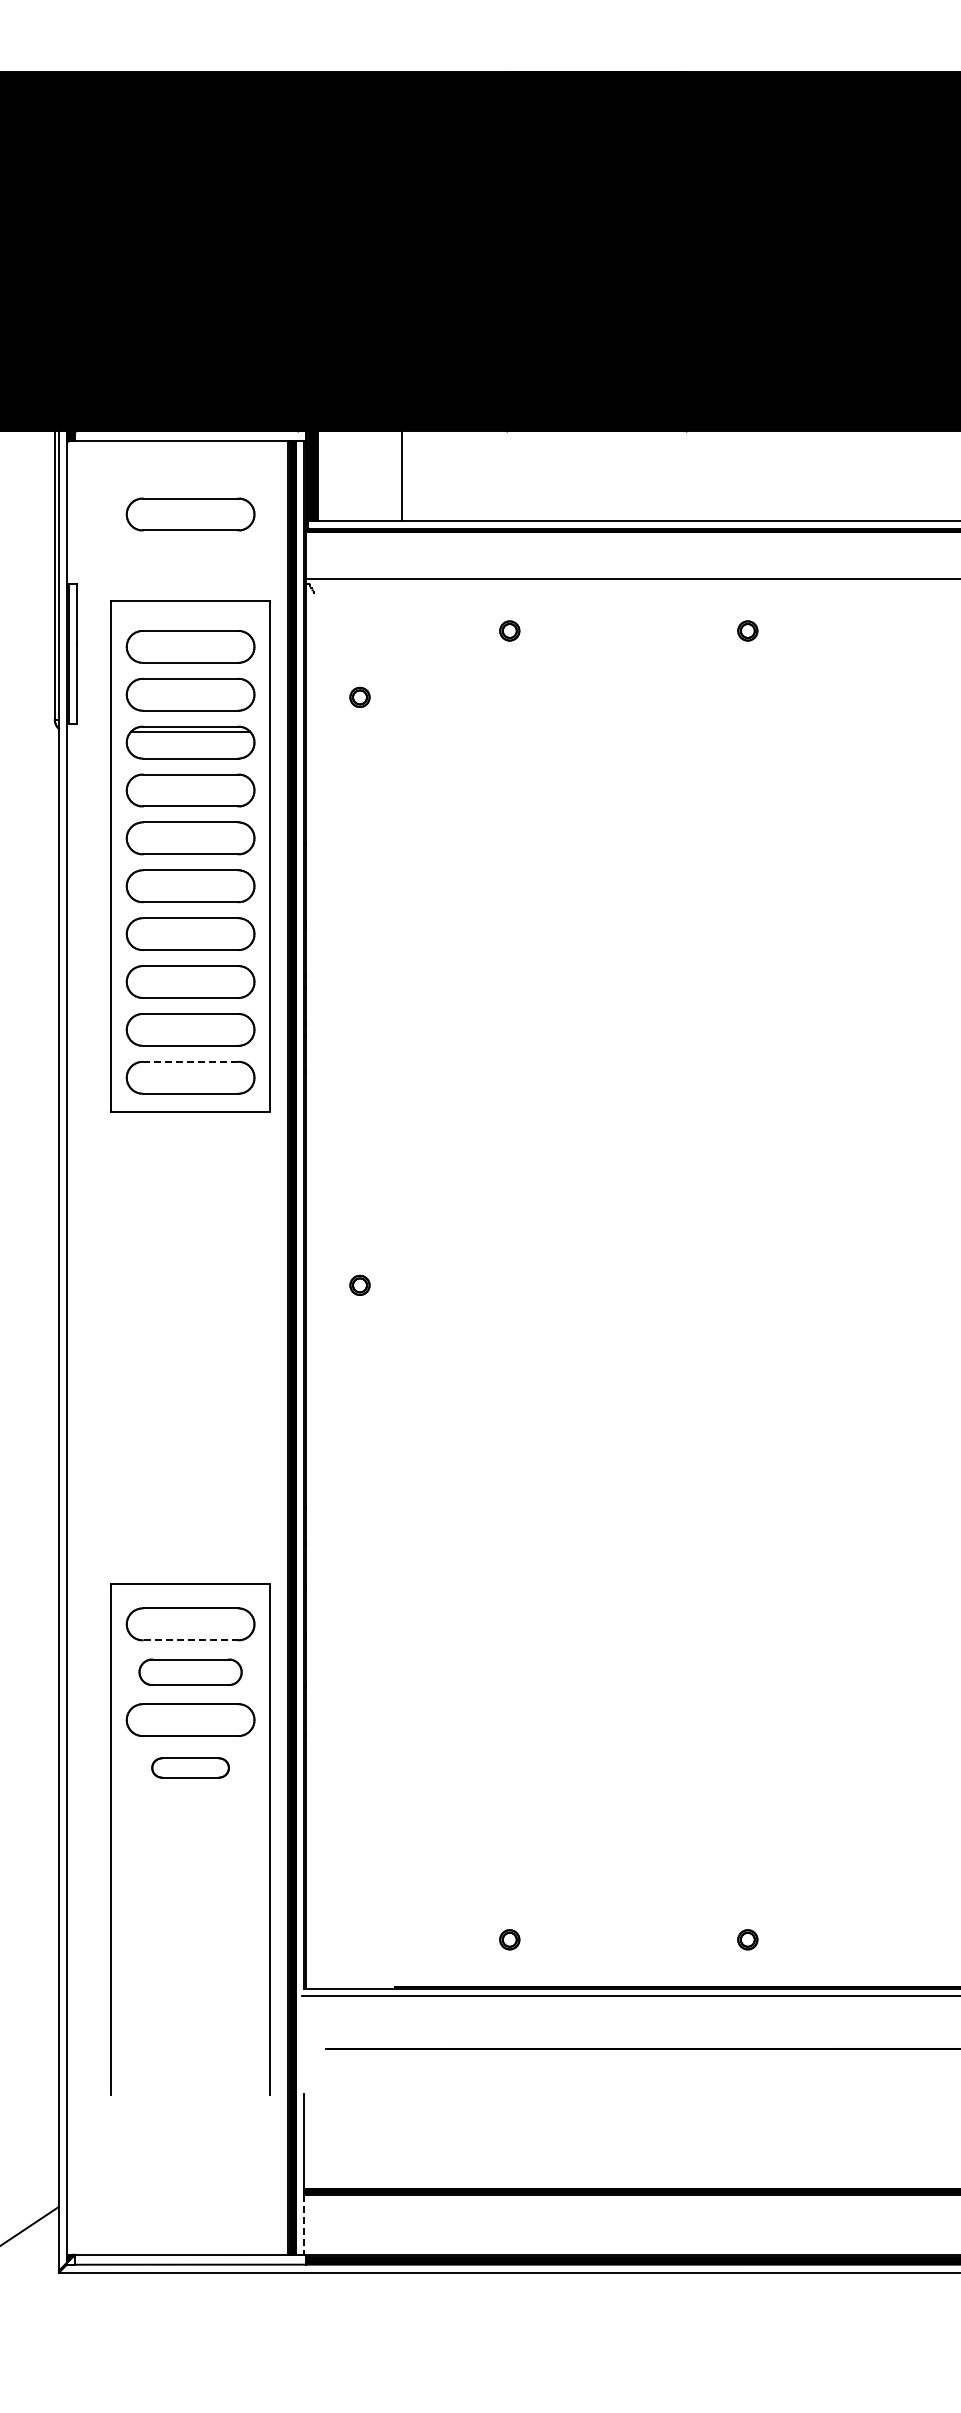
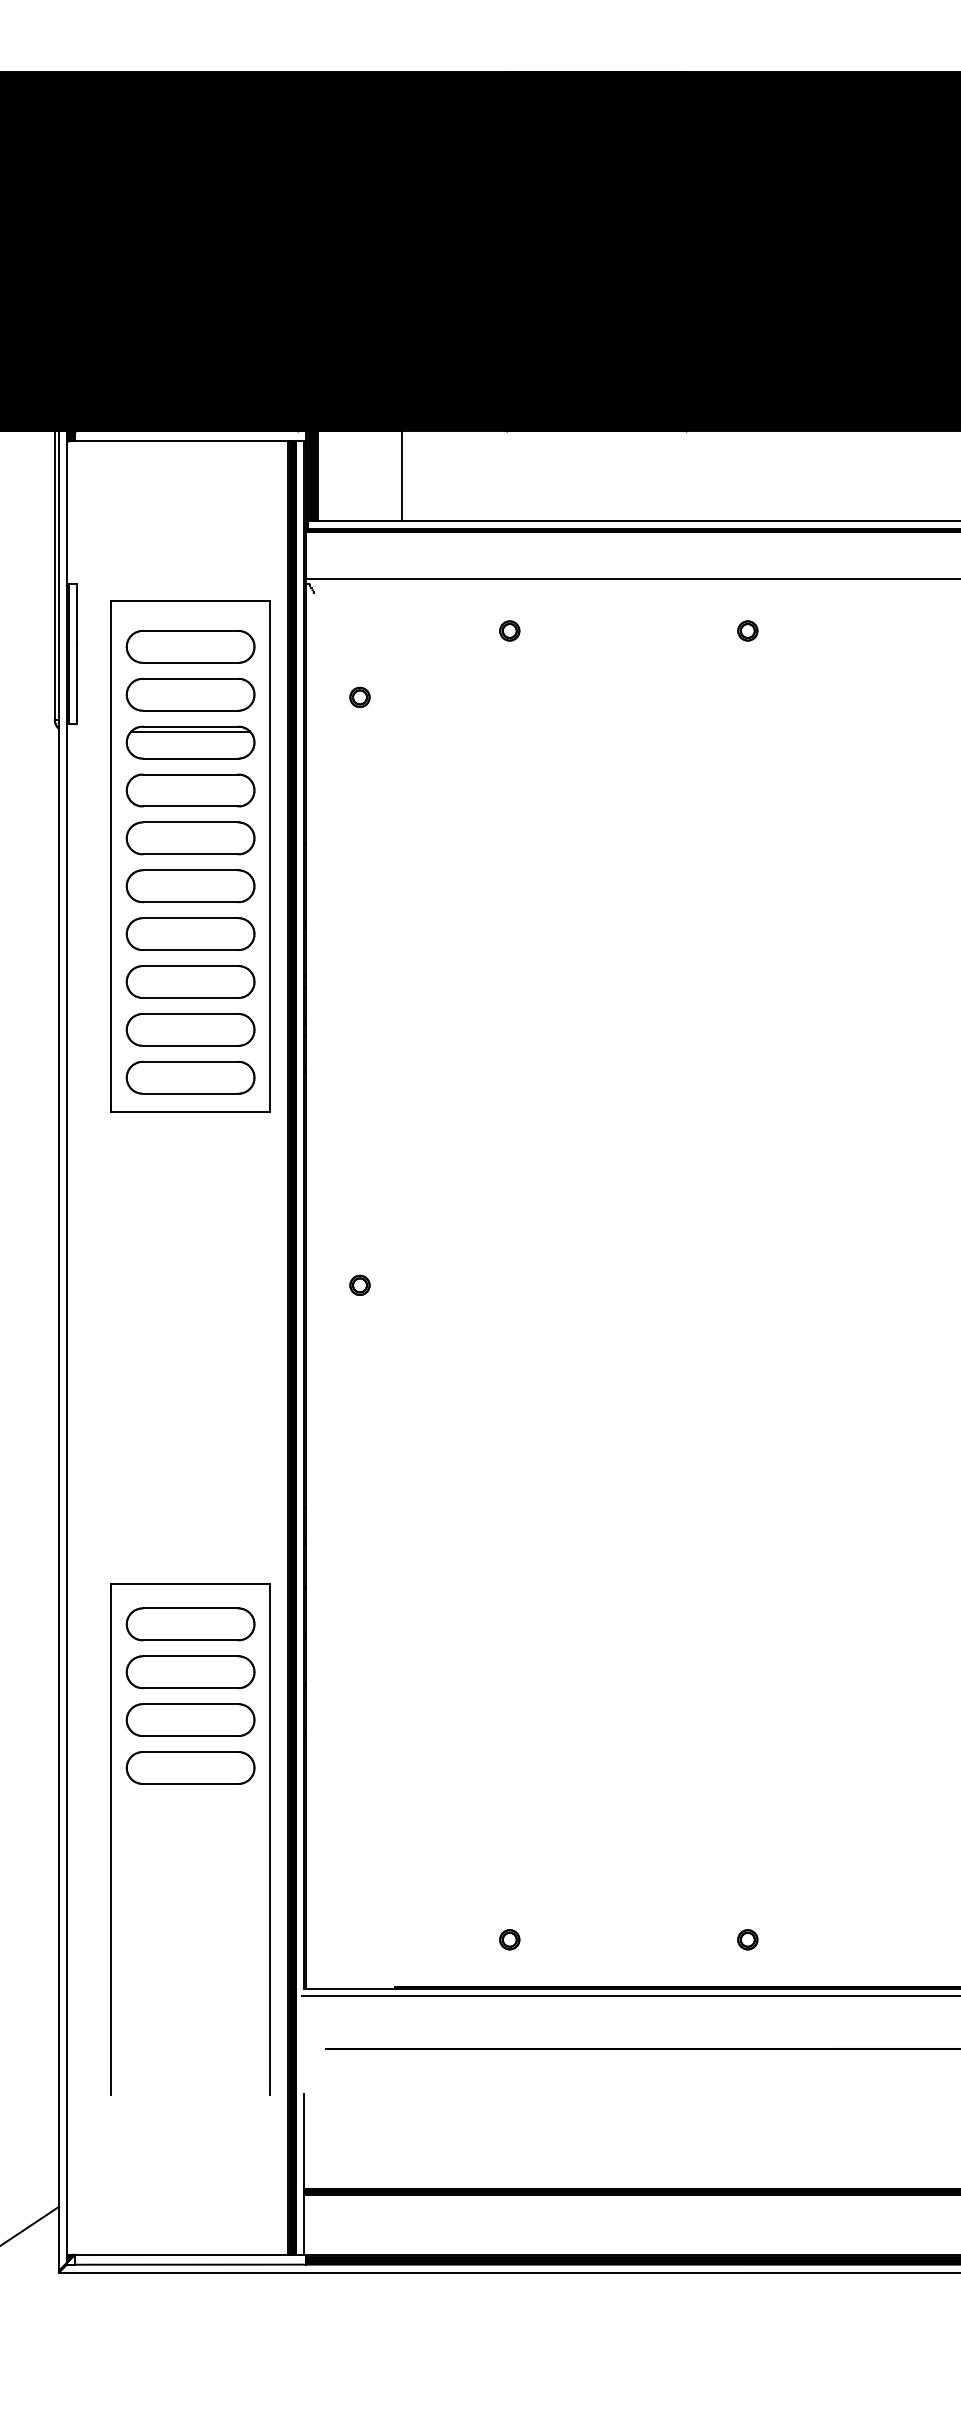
part: present -> none (190, 514)
line: dashed -> solid (190, 1061)
line: dashed -> solid (190, 1640)
part size: 105x28 px -> 131x35 px (190, 1672)
part size: 79x22 px -> 131x34 px (190, 1767)
line: dashed -> solid (304, 2225)
